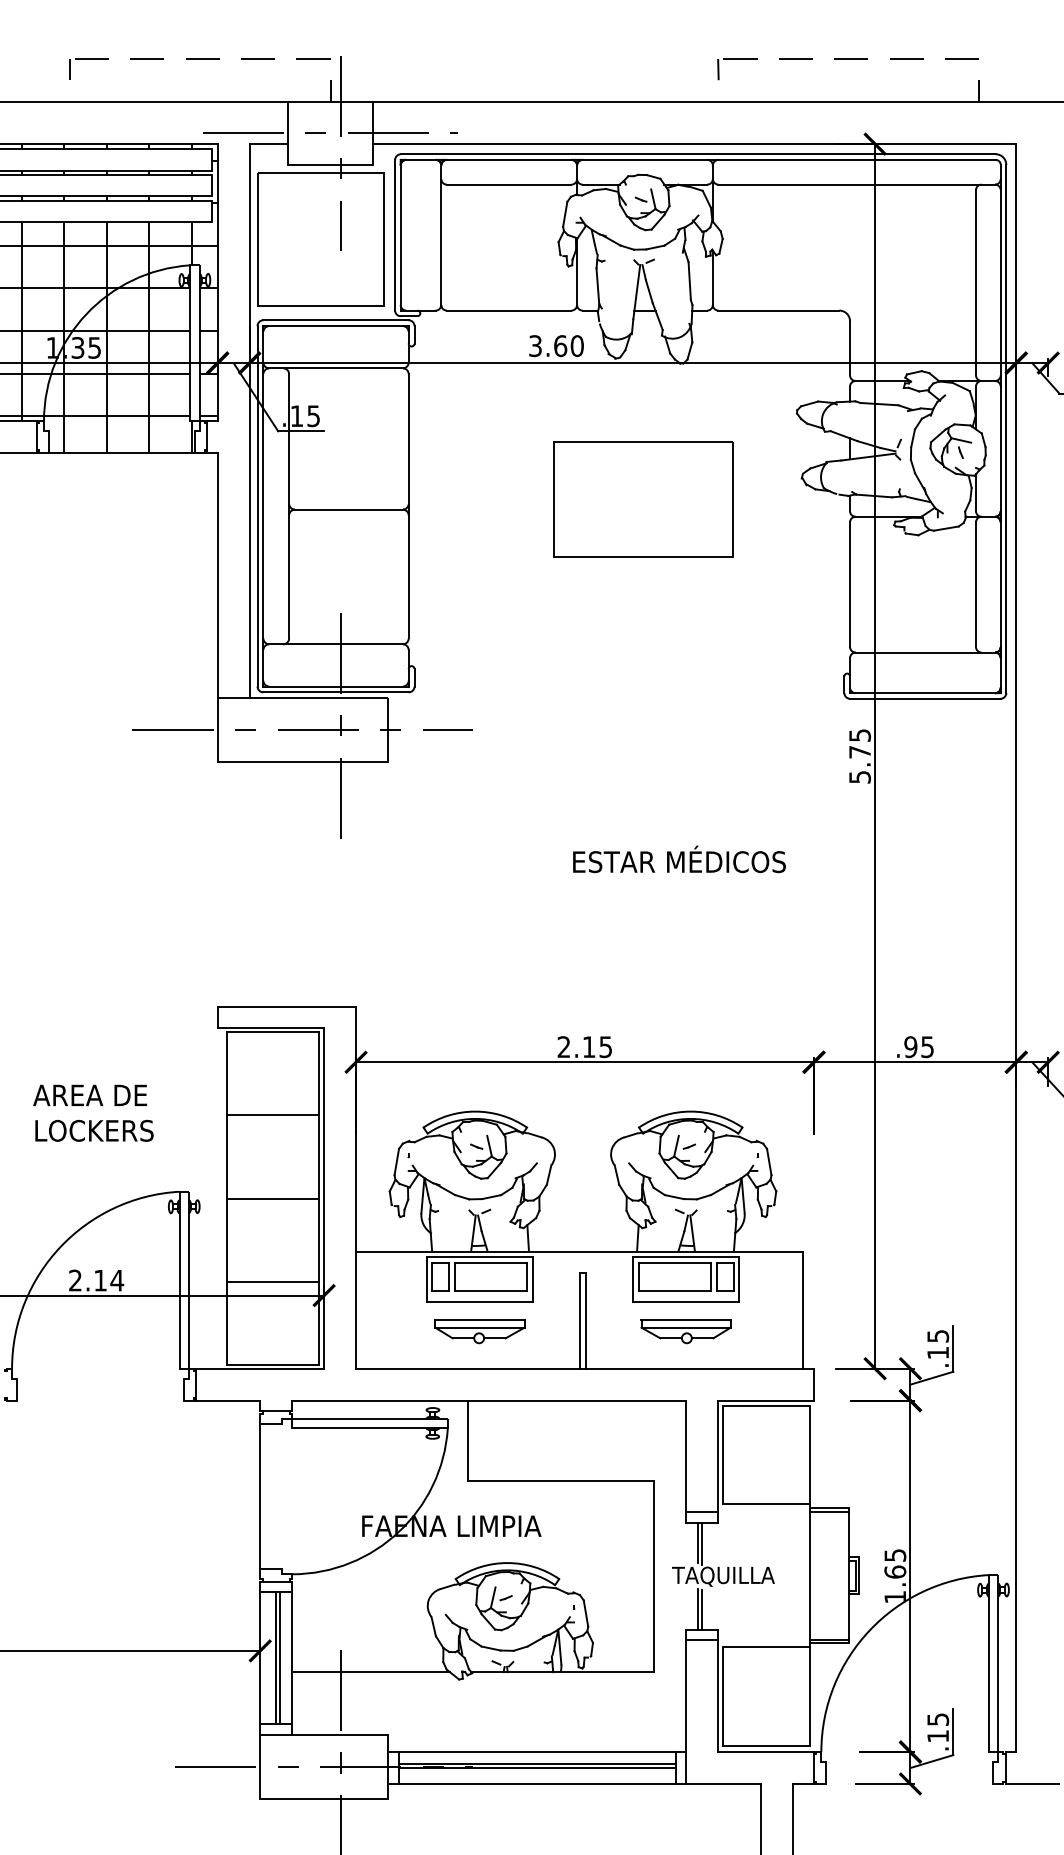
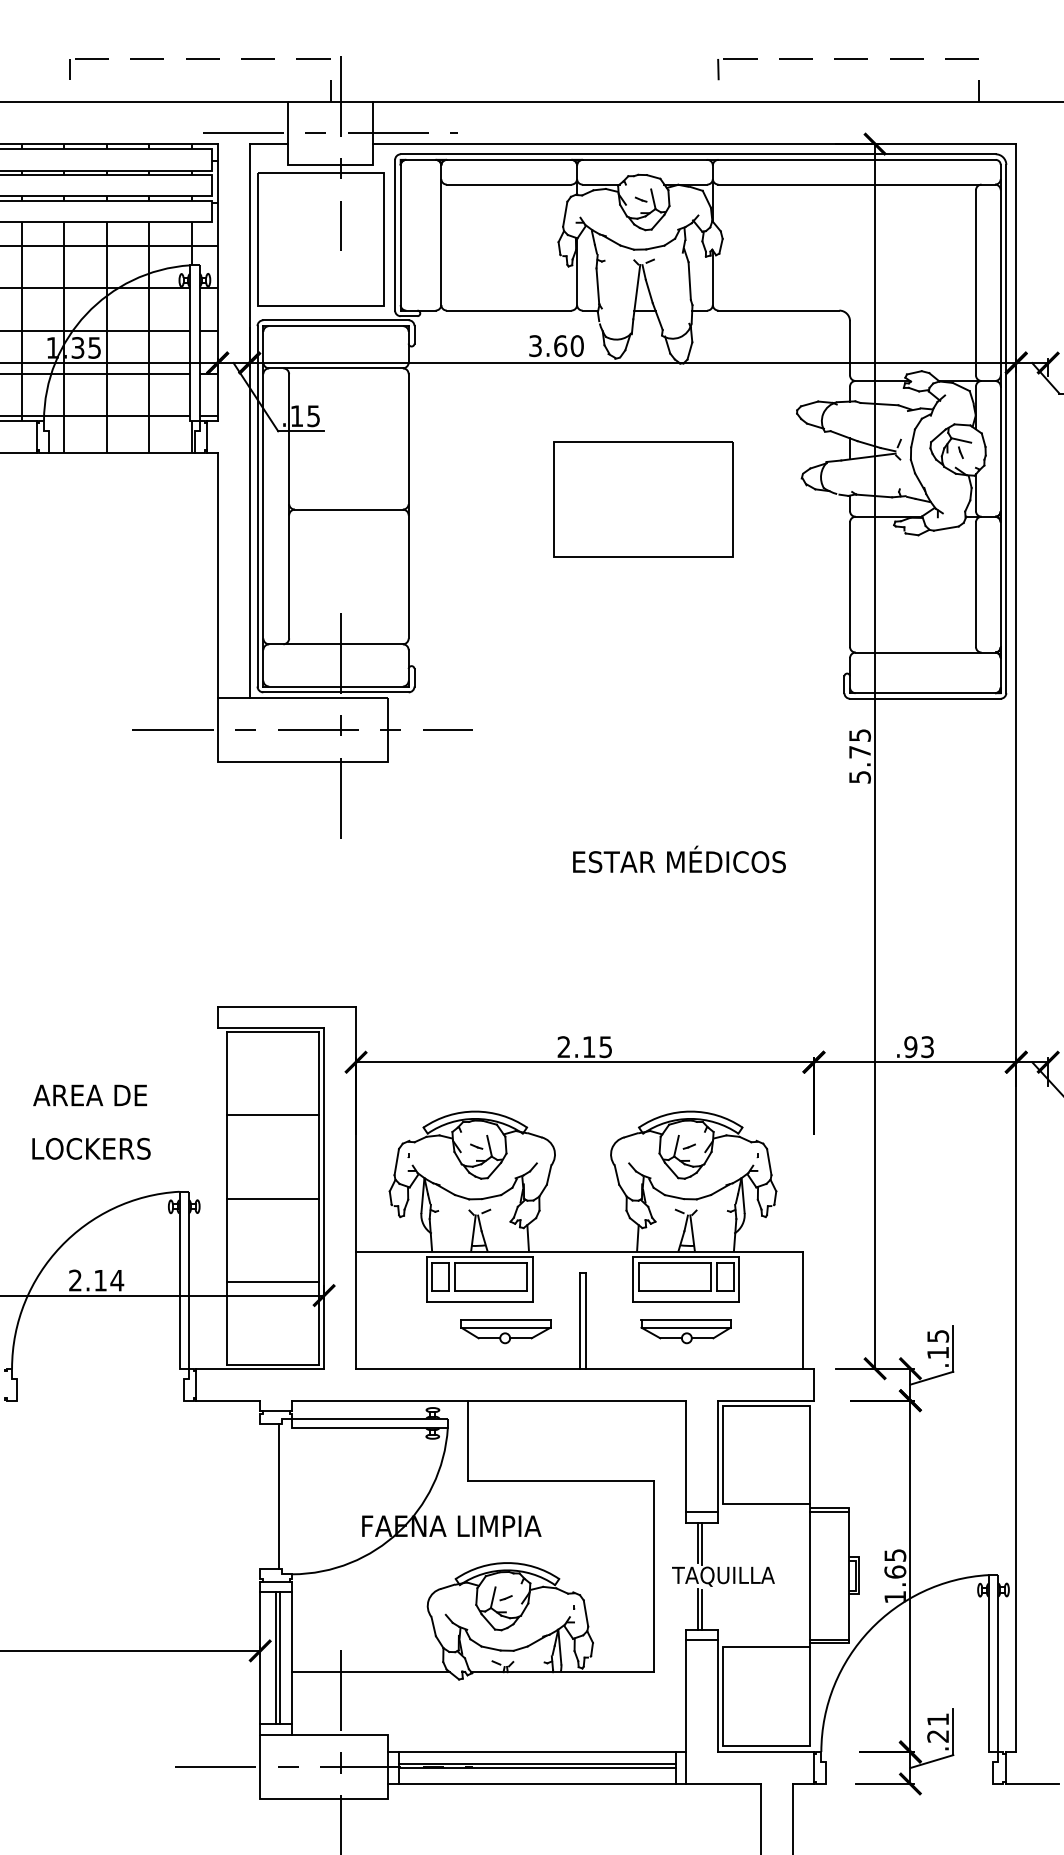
text: .95 -> .93 (927, 1046)
text position: (94, 1130) -> (91, 1148) (91, 1148)
part position: (479, 1331) -> (505, 1331) (505, 1331)
line position: (260, 1496) -> (279, 1496) (279, 1496)
text: .15 -> .21 (938, 1727)
